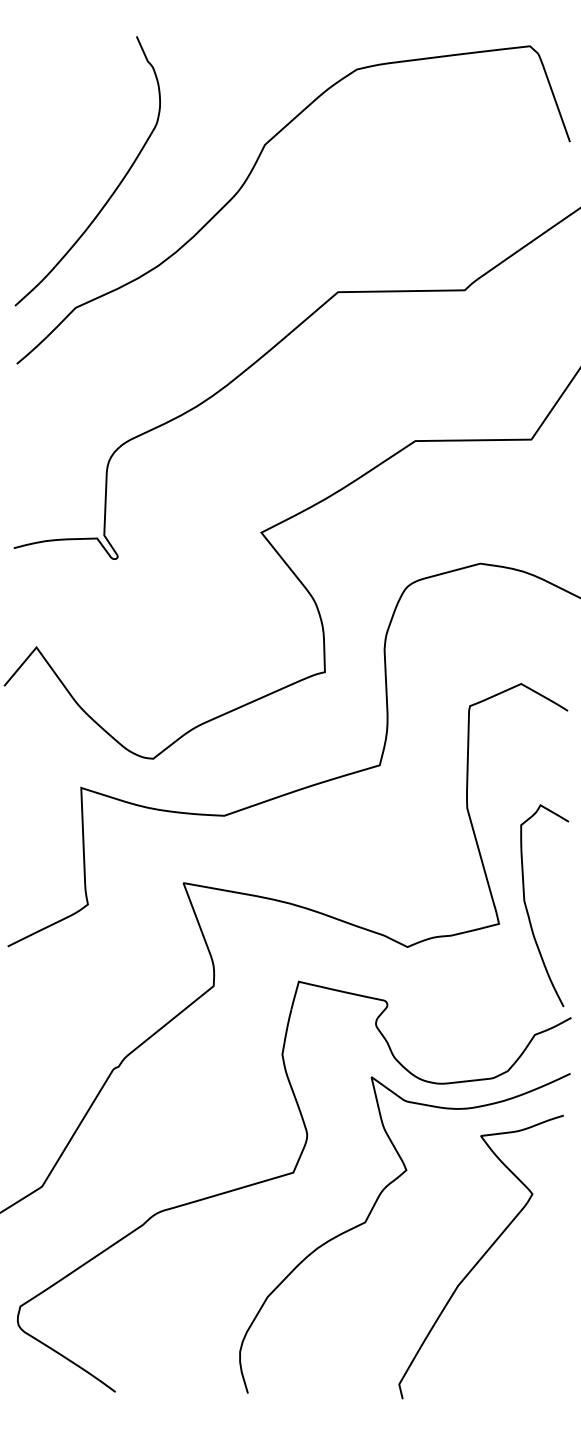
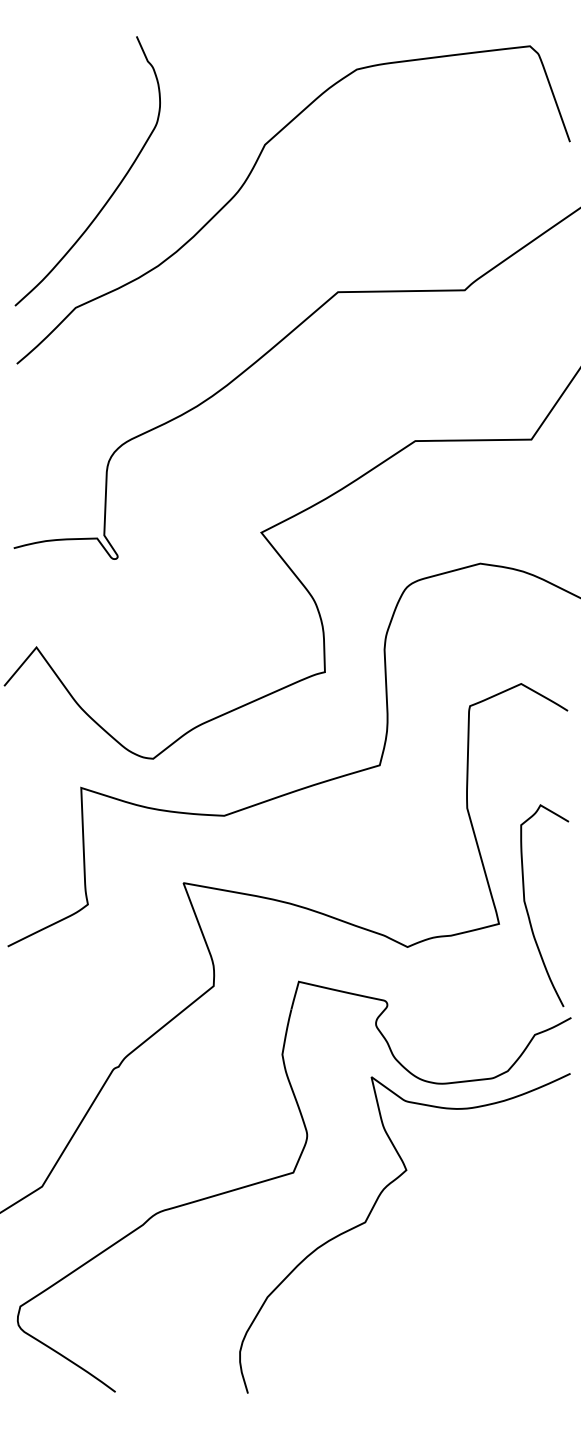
curve: present -> none (481, 1256)
